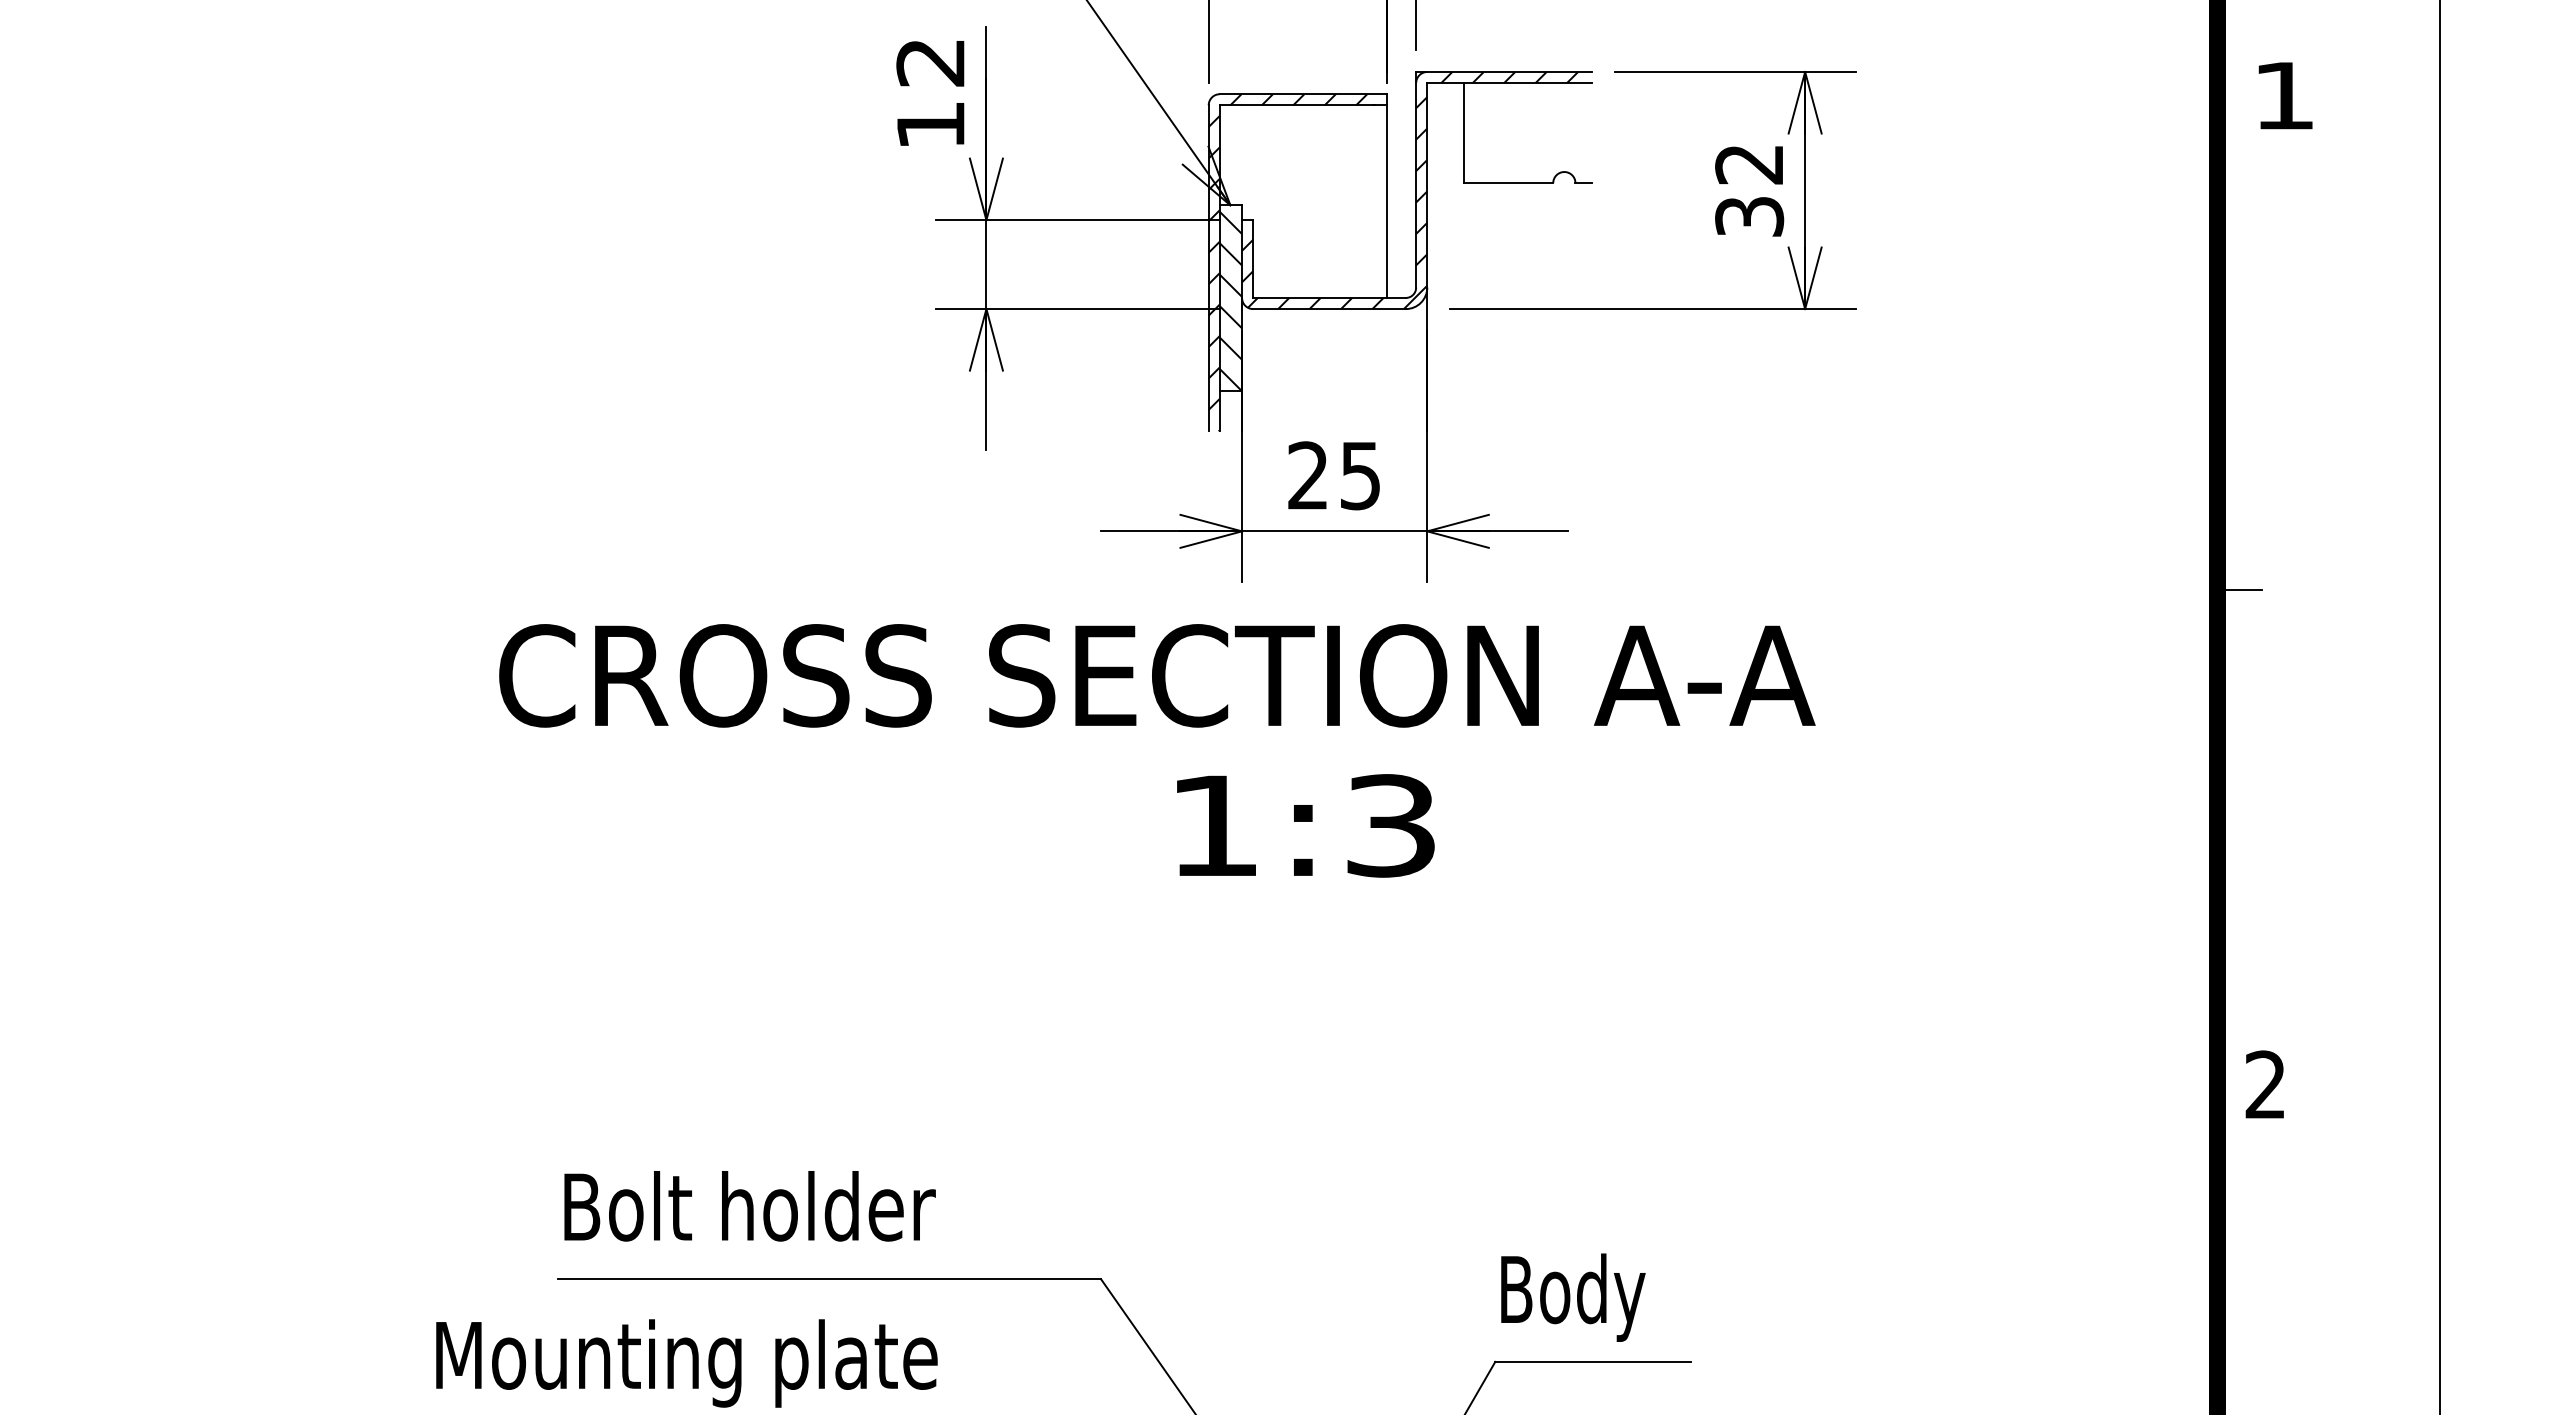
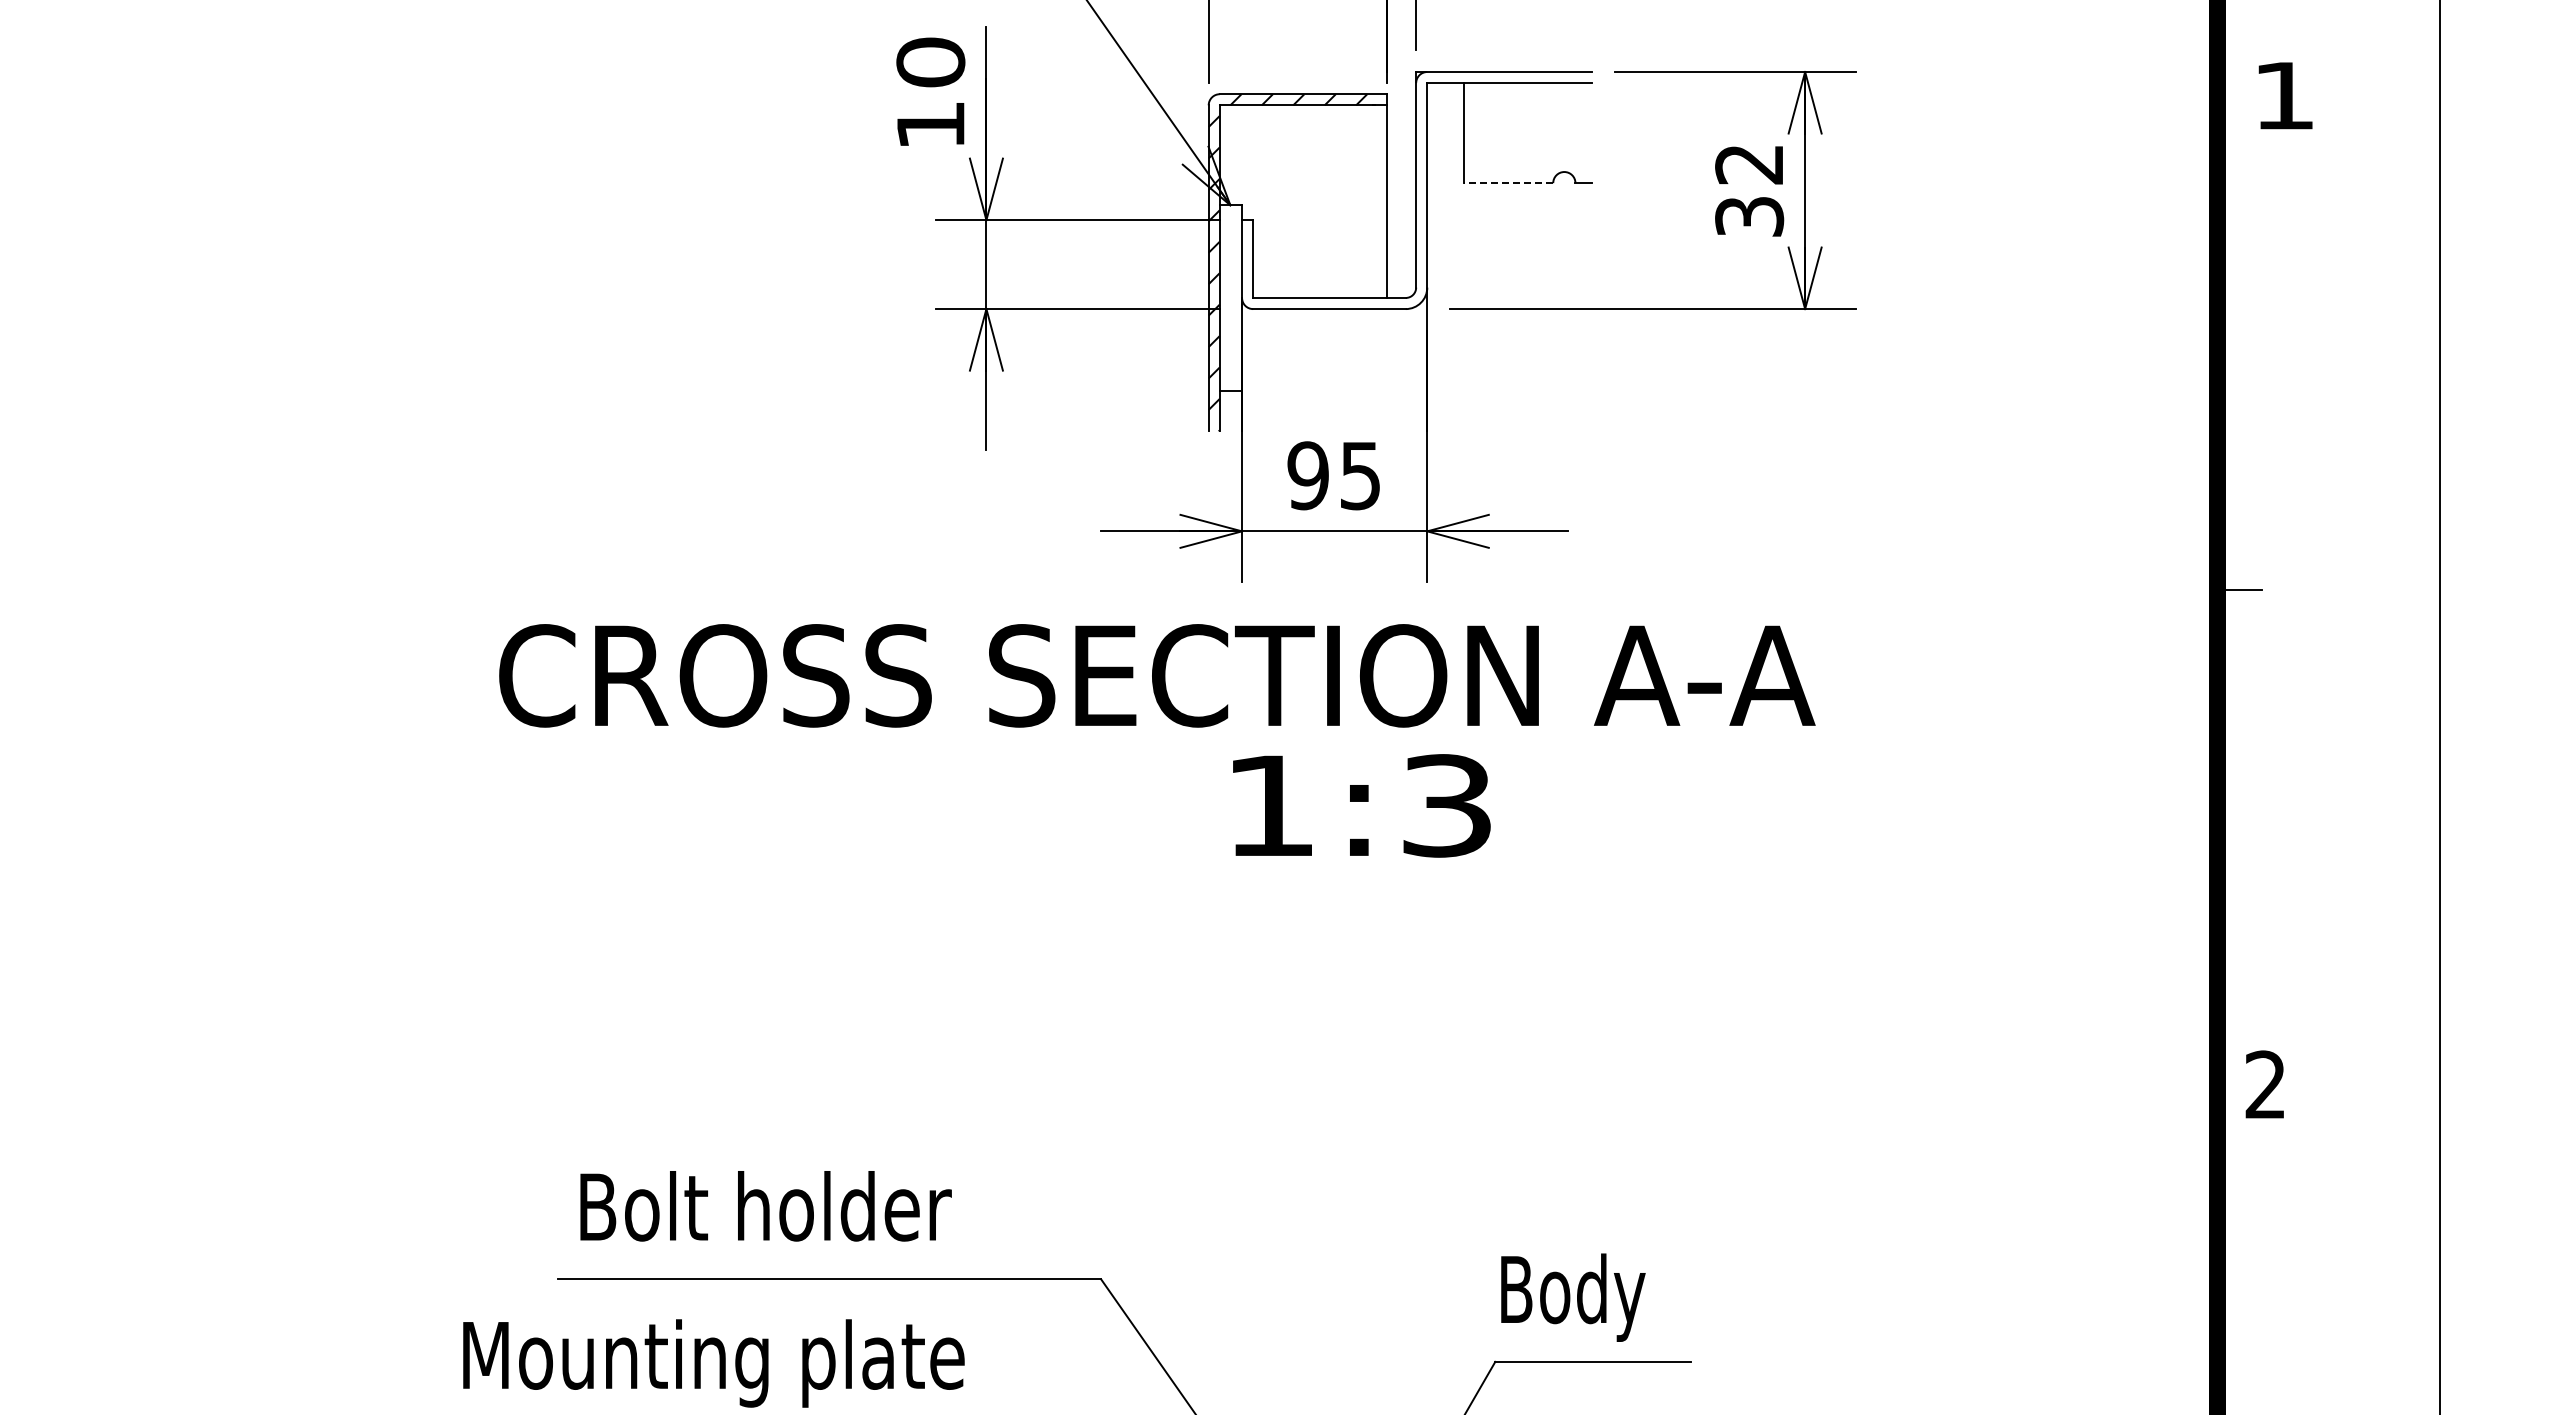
text: 12 -> 10 (930, 62)
line: solid -> dashed (1508, 183)
hatch: present -> none (1410, 190)
hatch: present -> none (1230, 300)
text: 25 -> 95 (1307, 475)
text position: (1305, 825) -> (1361, 805) (1361, 805)
text position: (749, 1206) -> (765, 1206) (765, 1206)
text position: (686, 1363) -> (713, 1363) (713, 1363)
